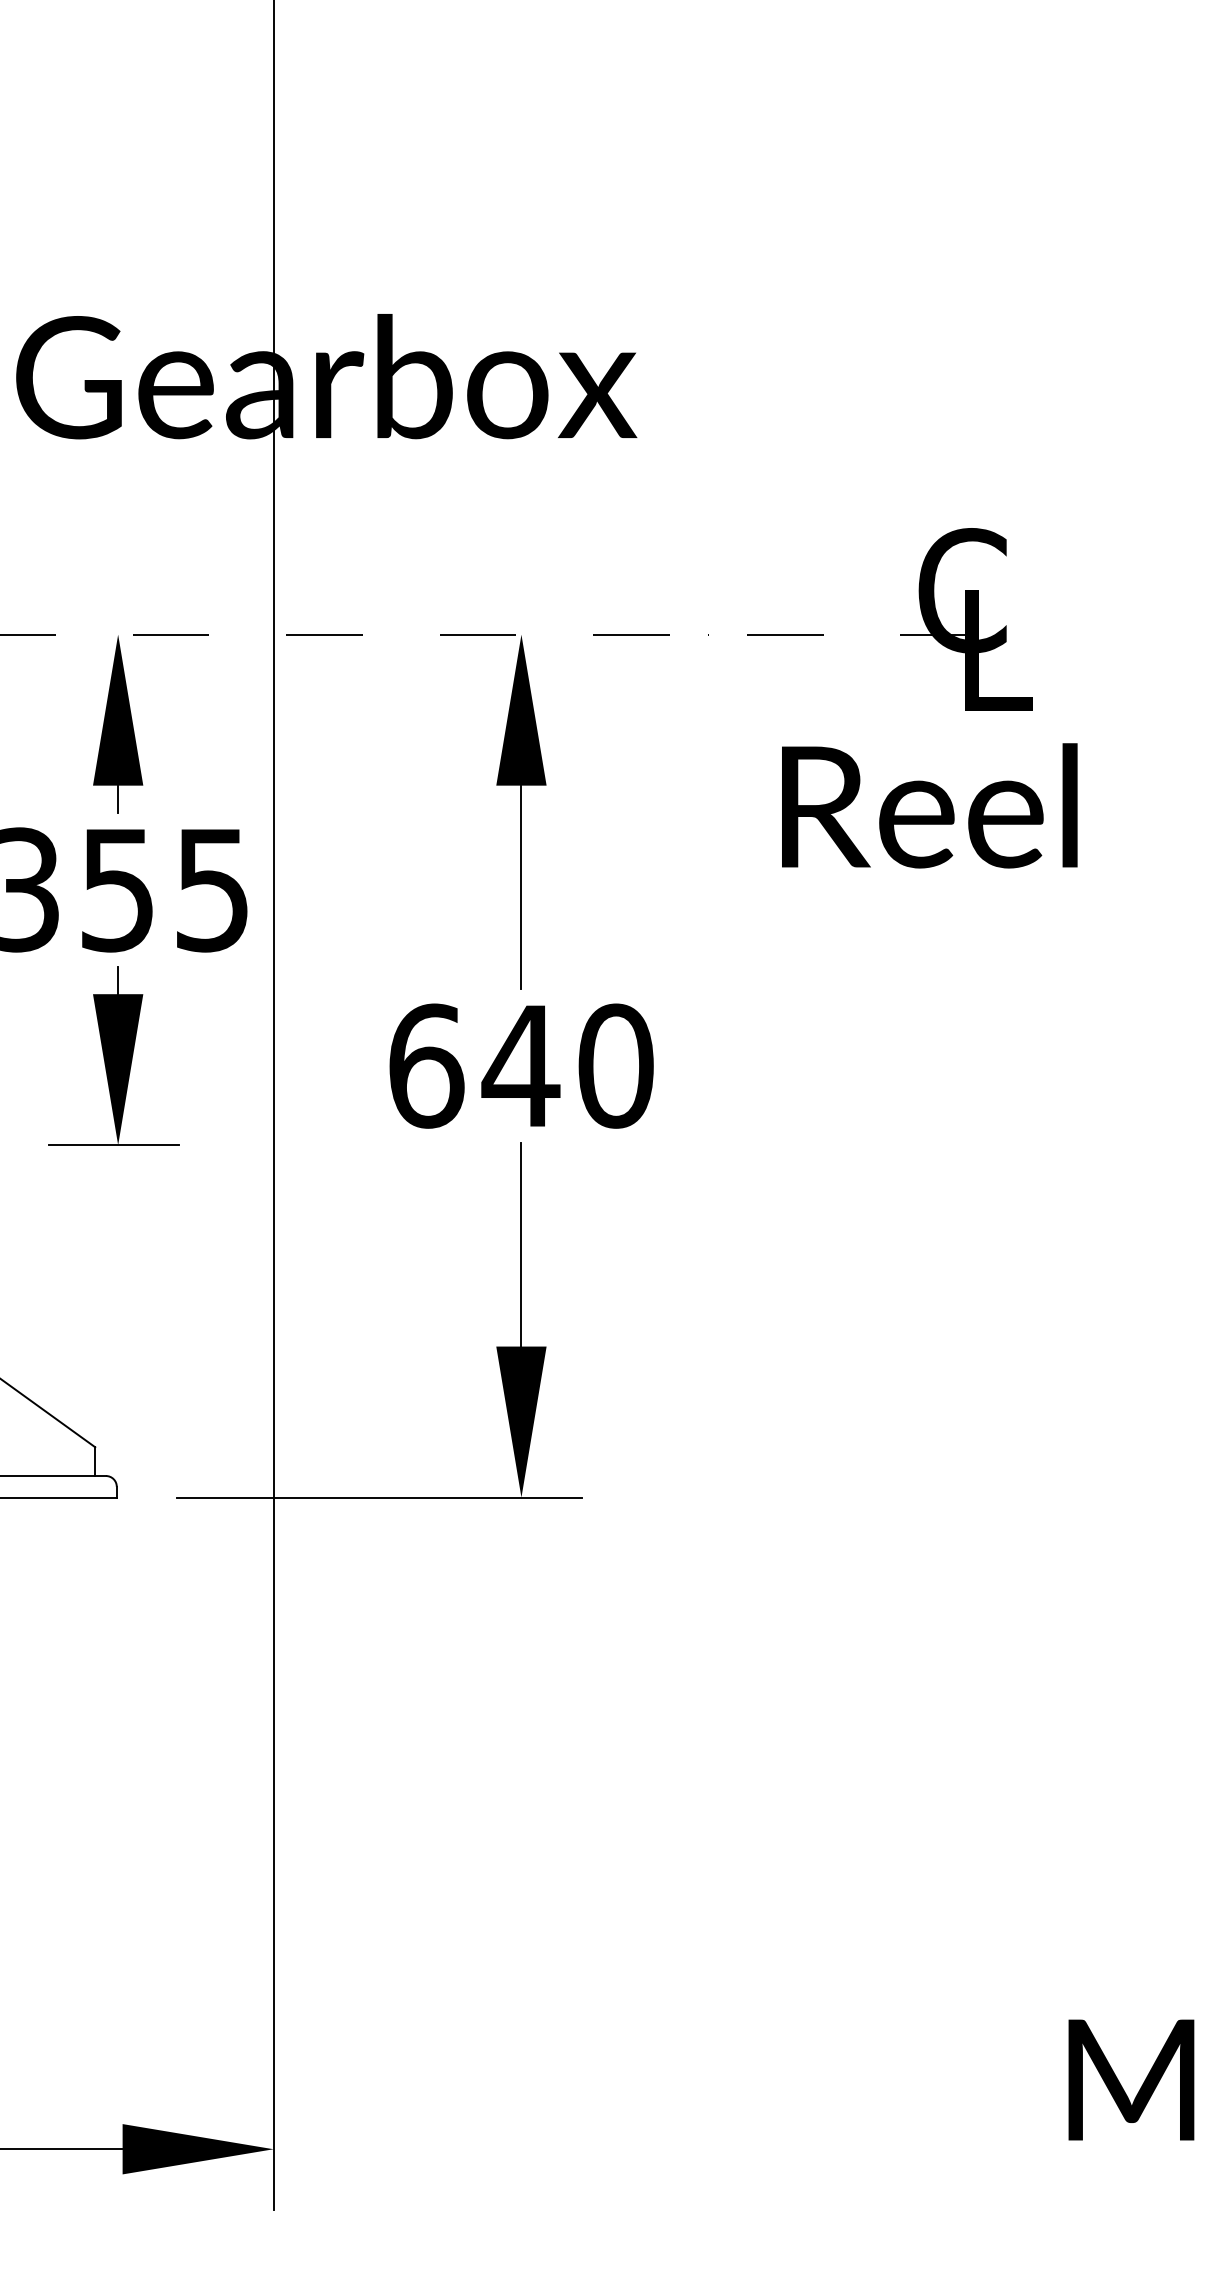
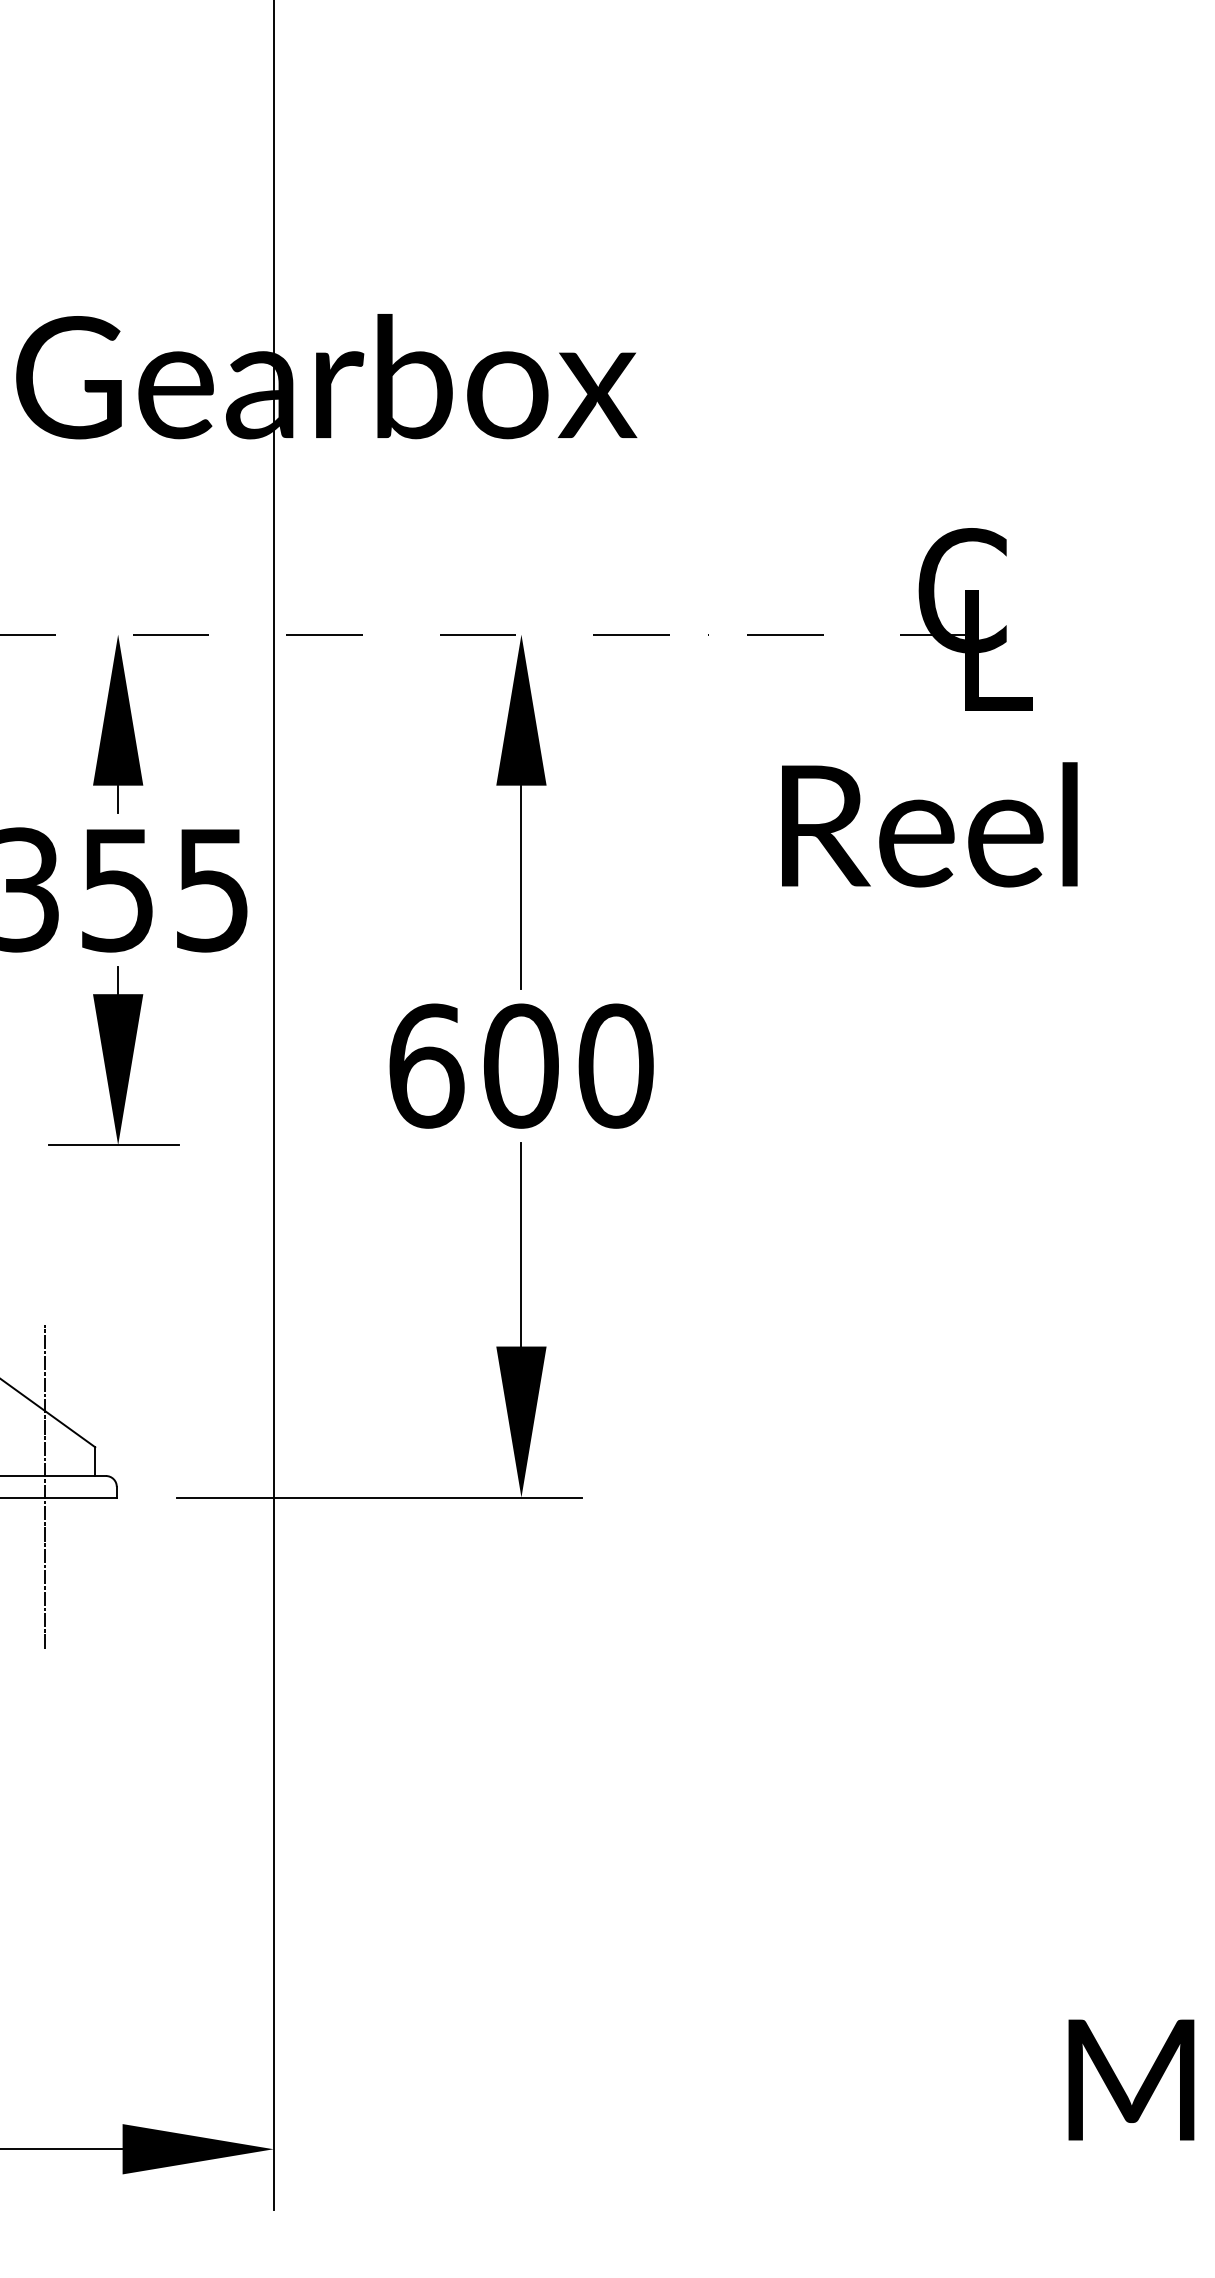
text position: (929, 805) -> (929, 824) (929, 824)
text: 640 -> 600 (520, 1065)
line: none -> present (44, 1486)
